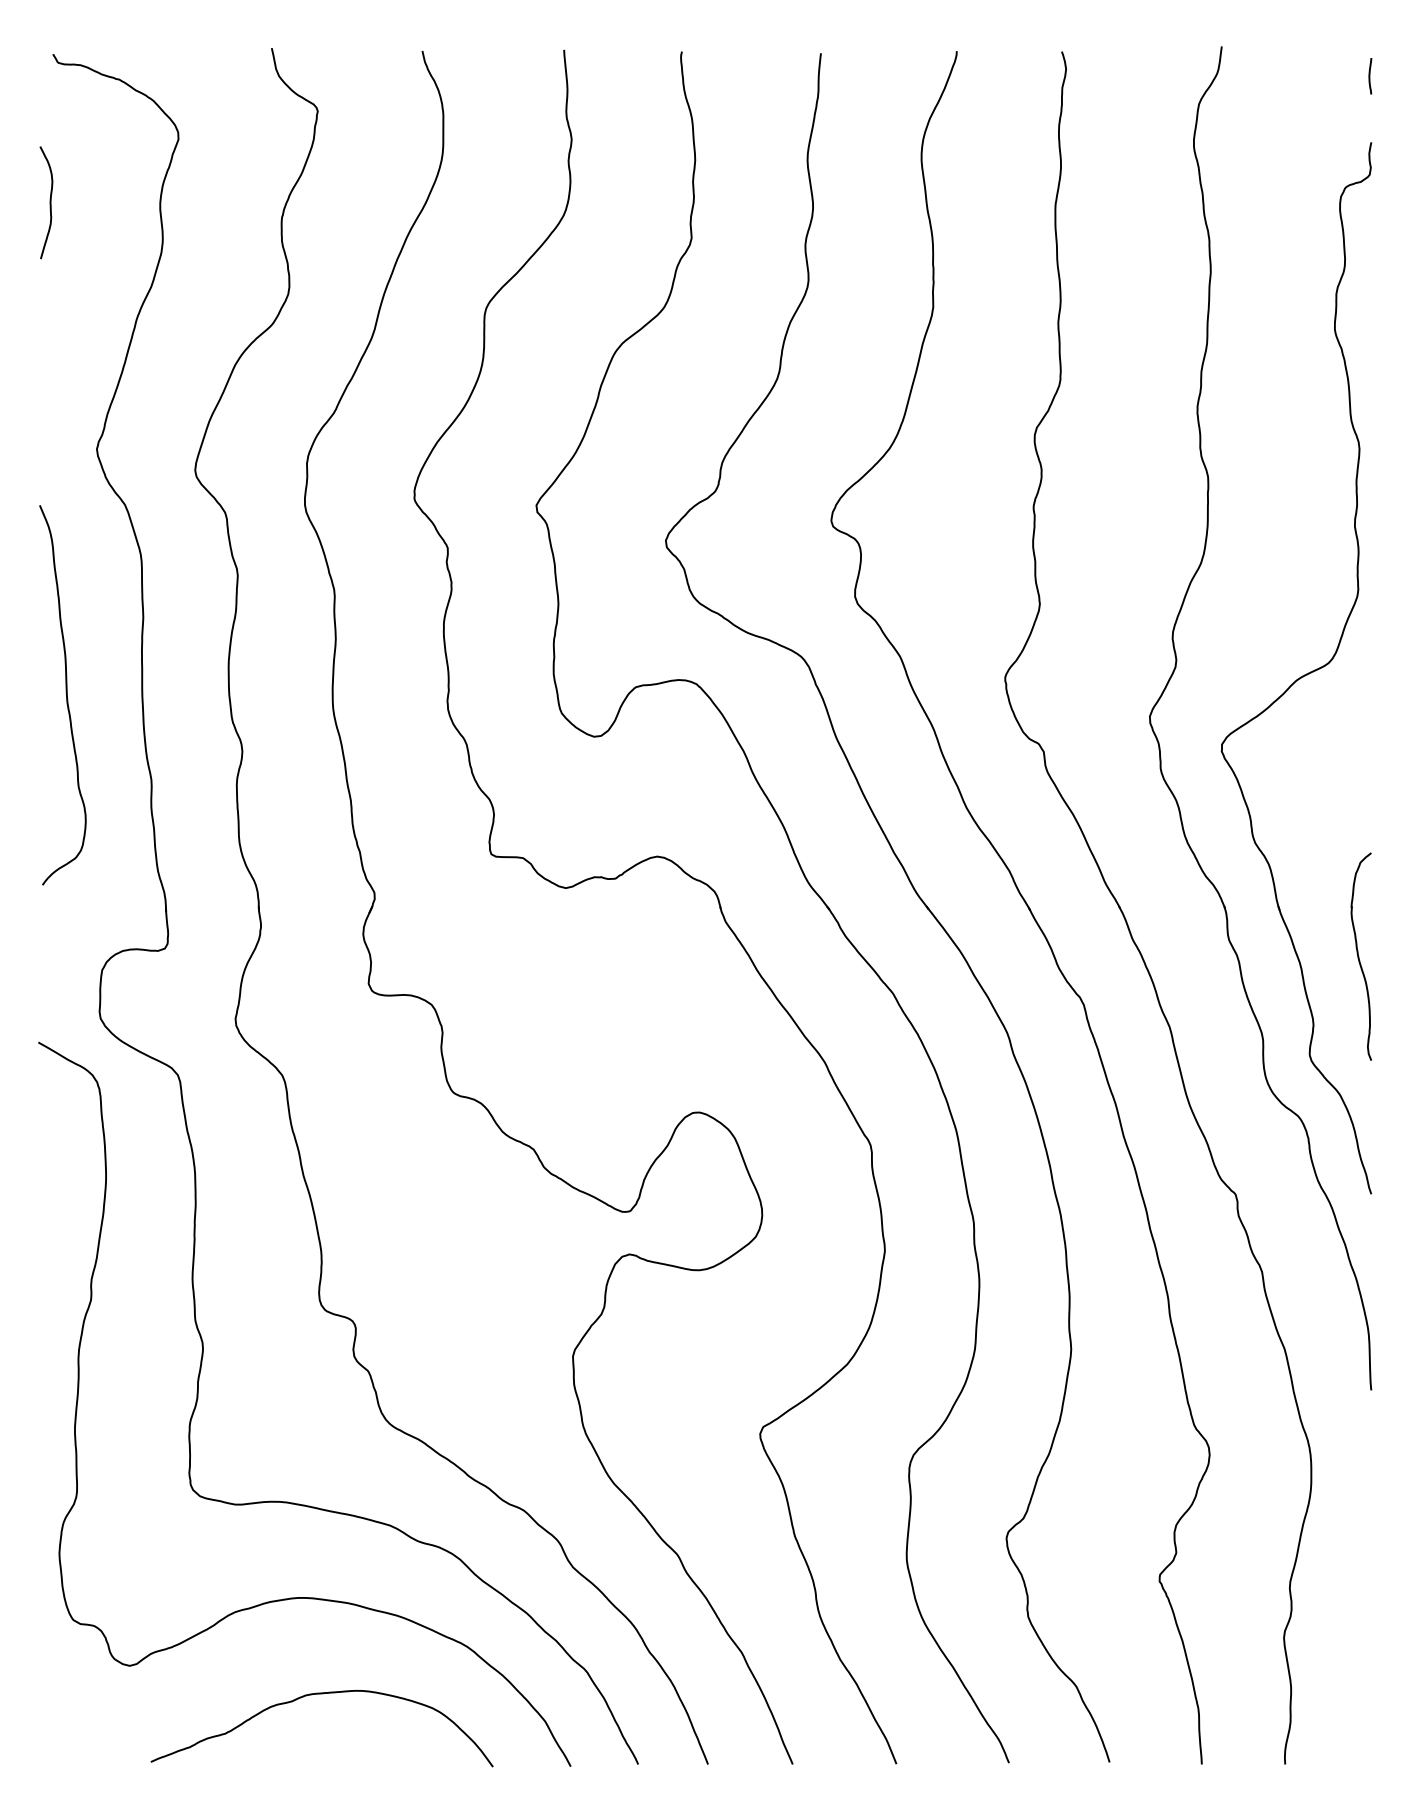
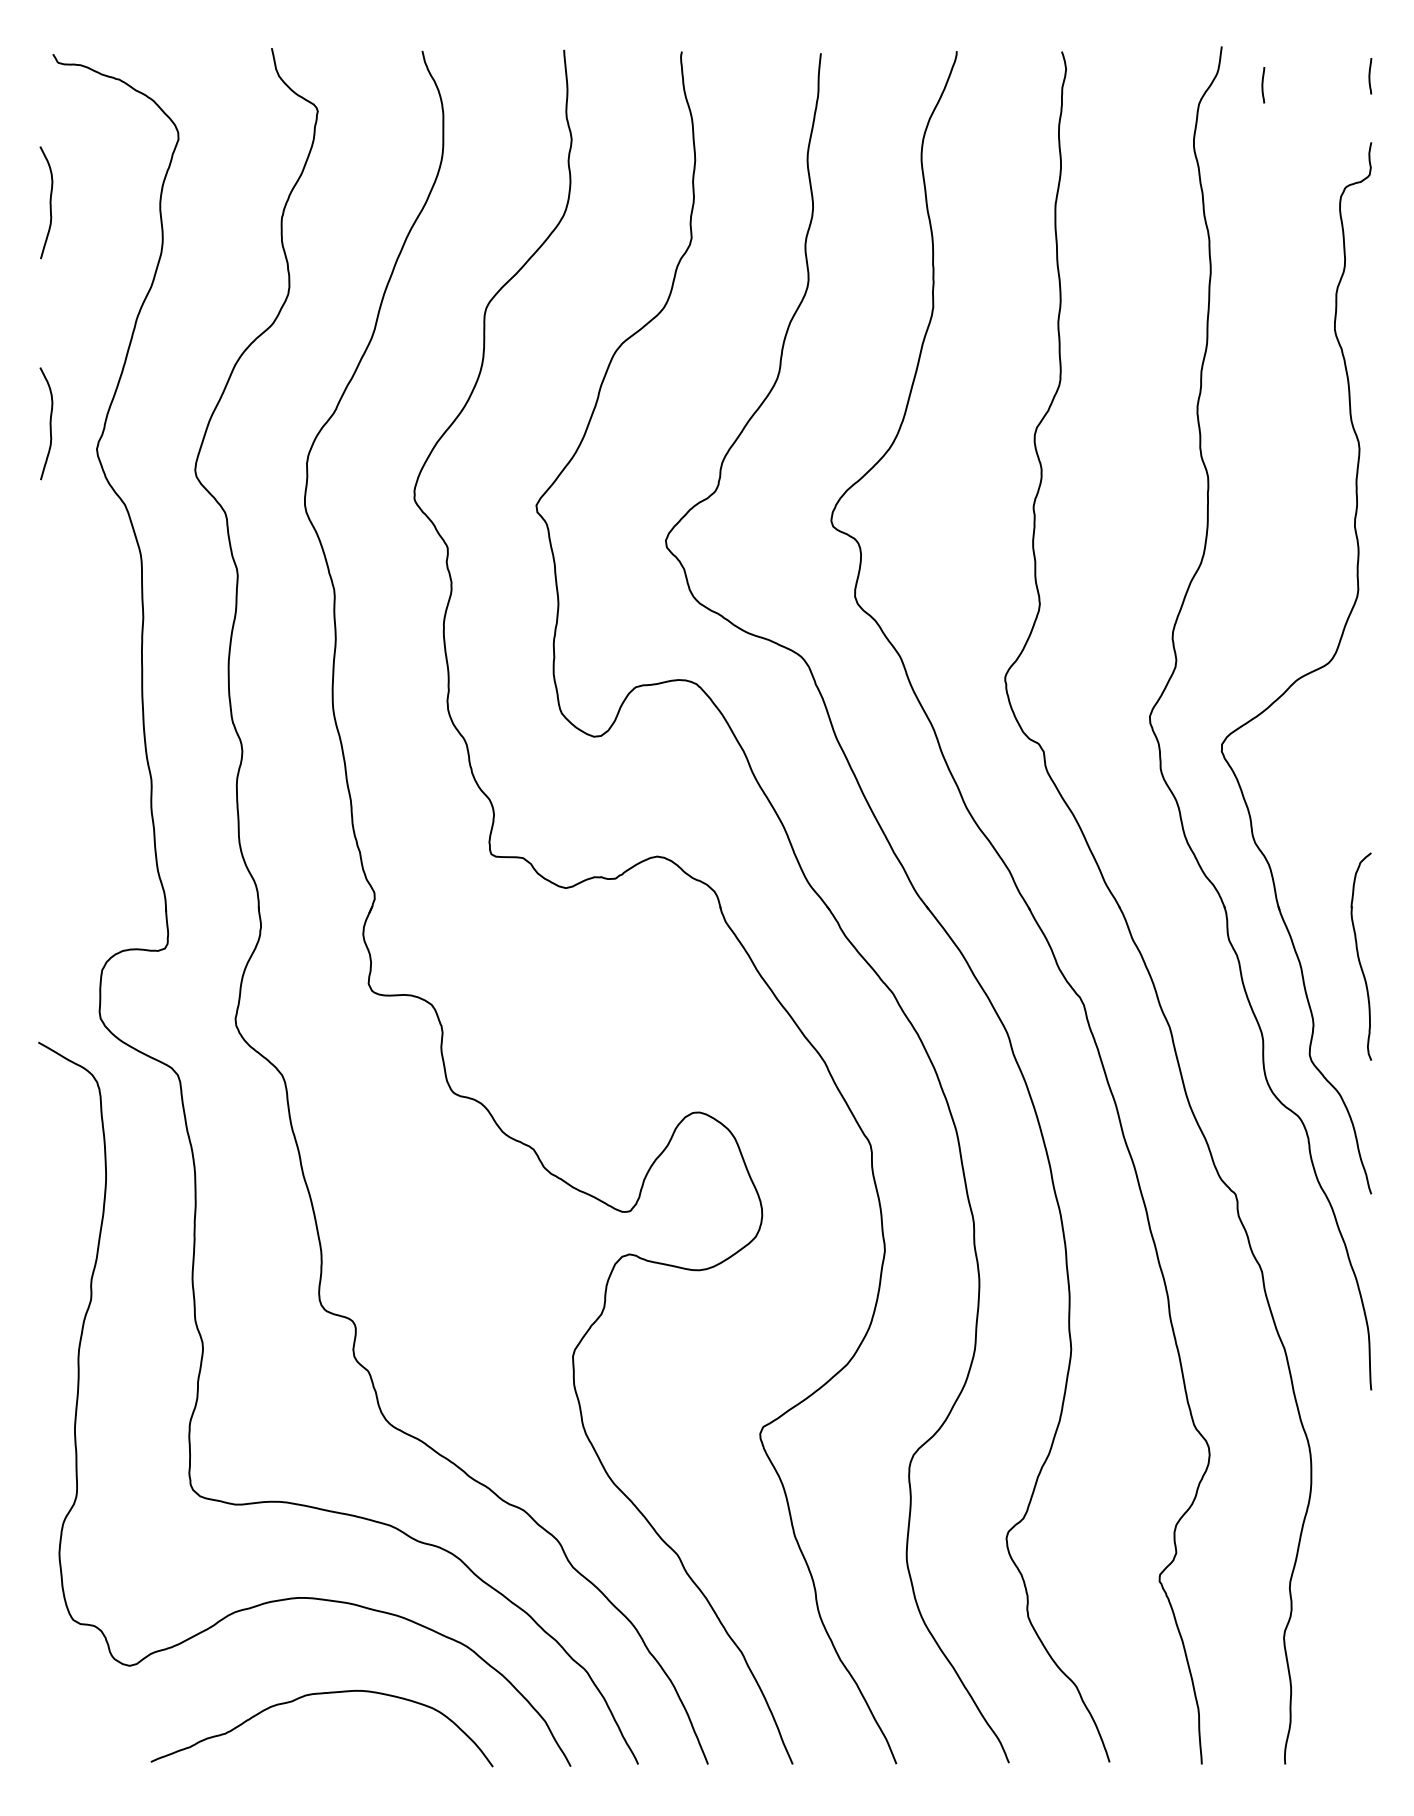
curve: none -> present (1263, 85)
curve: none -> present (49, 423)
curve: present -> none (65, 693)
